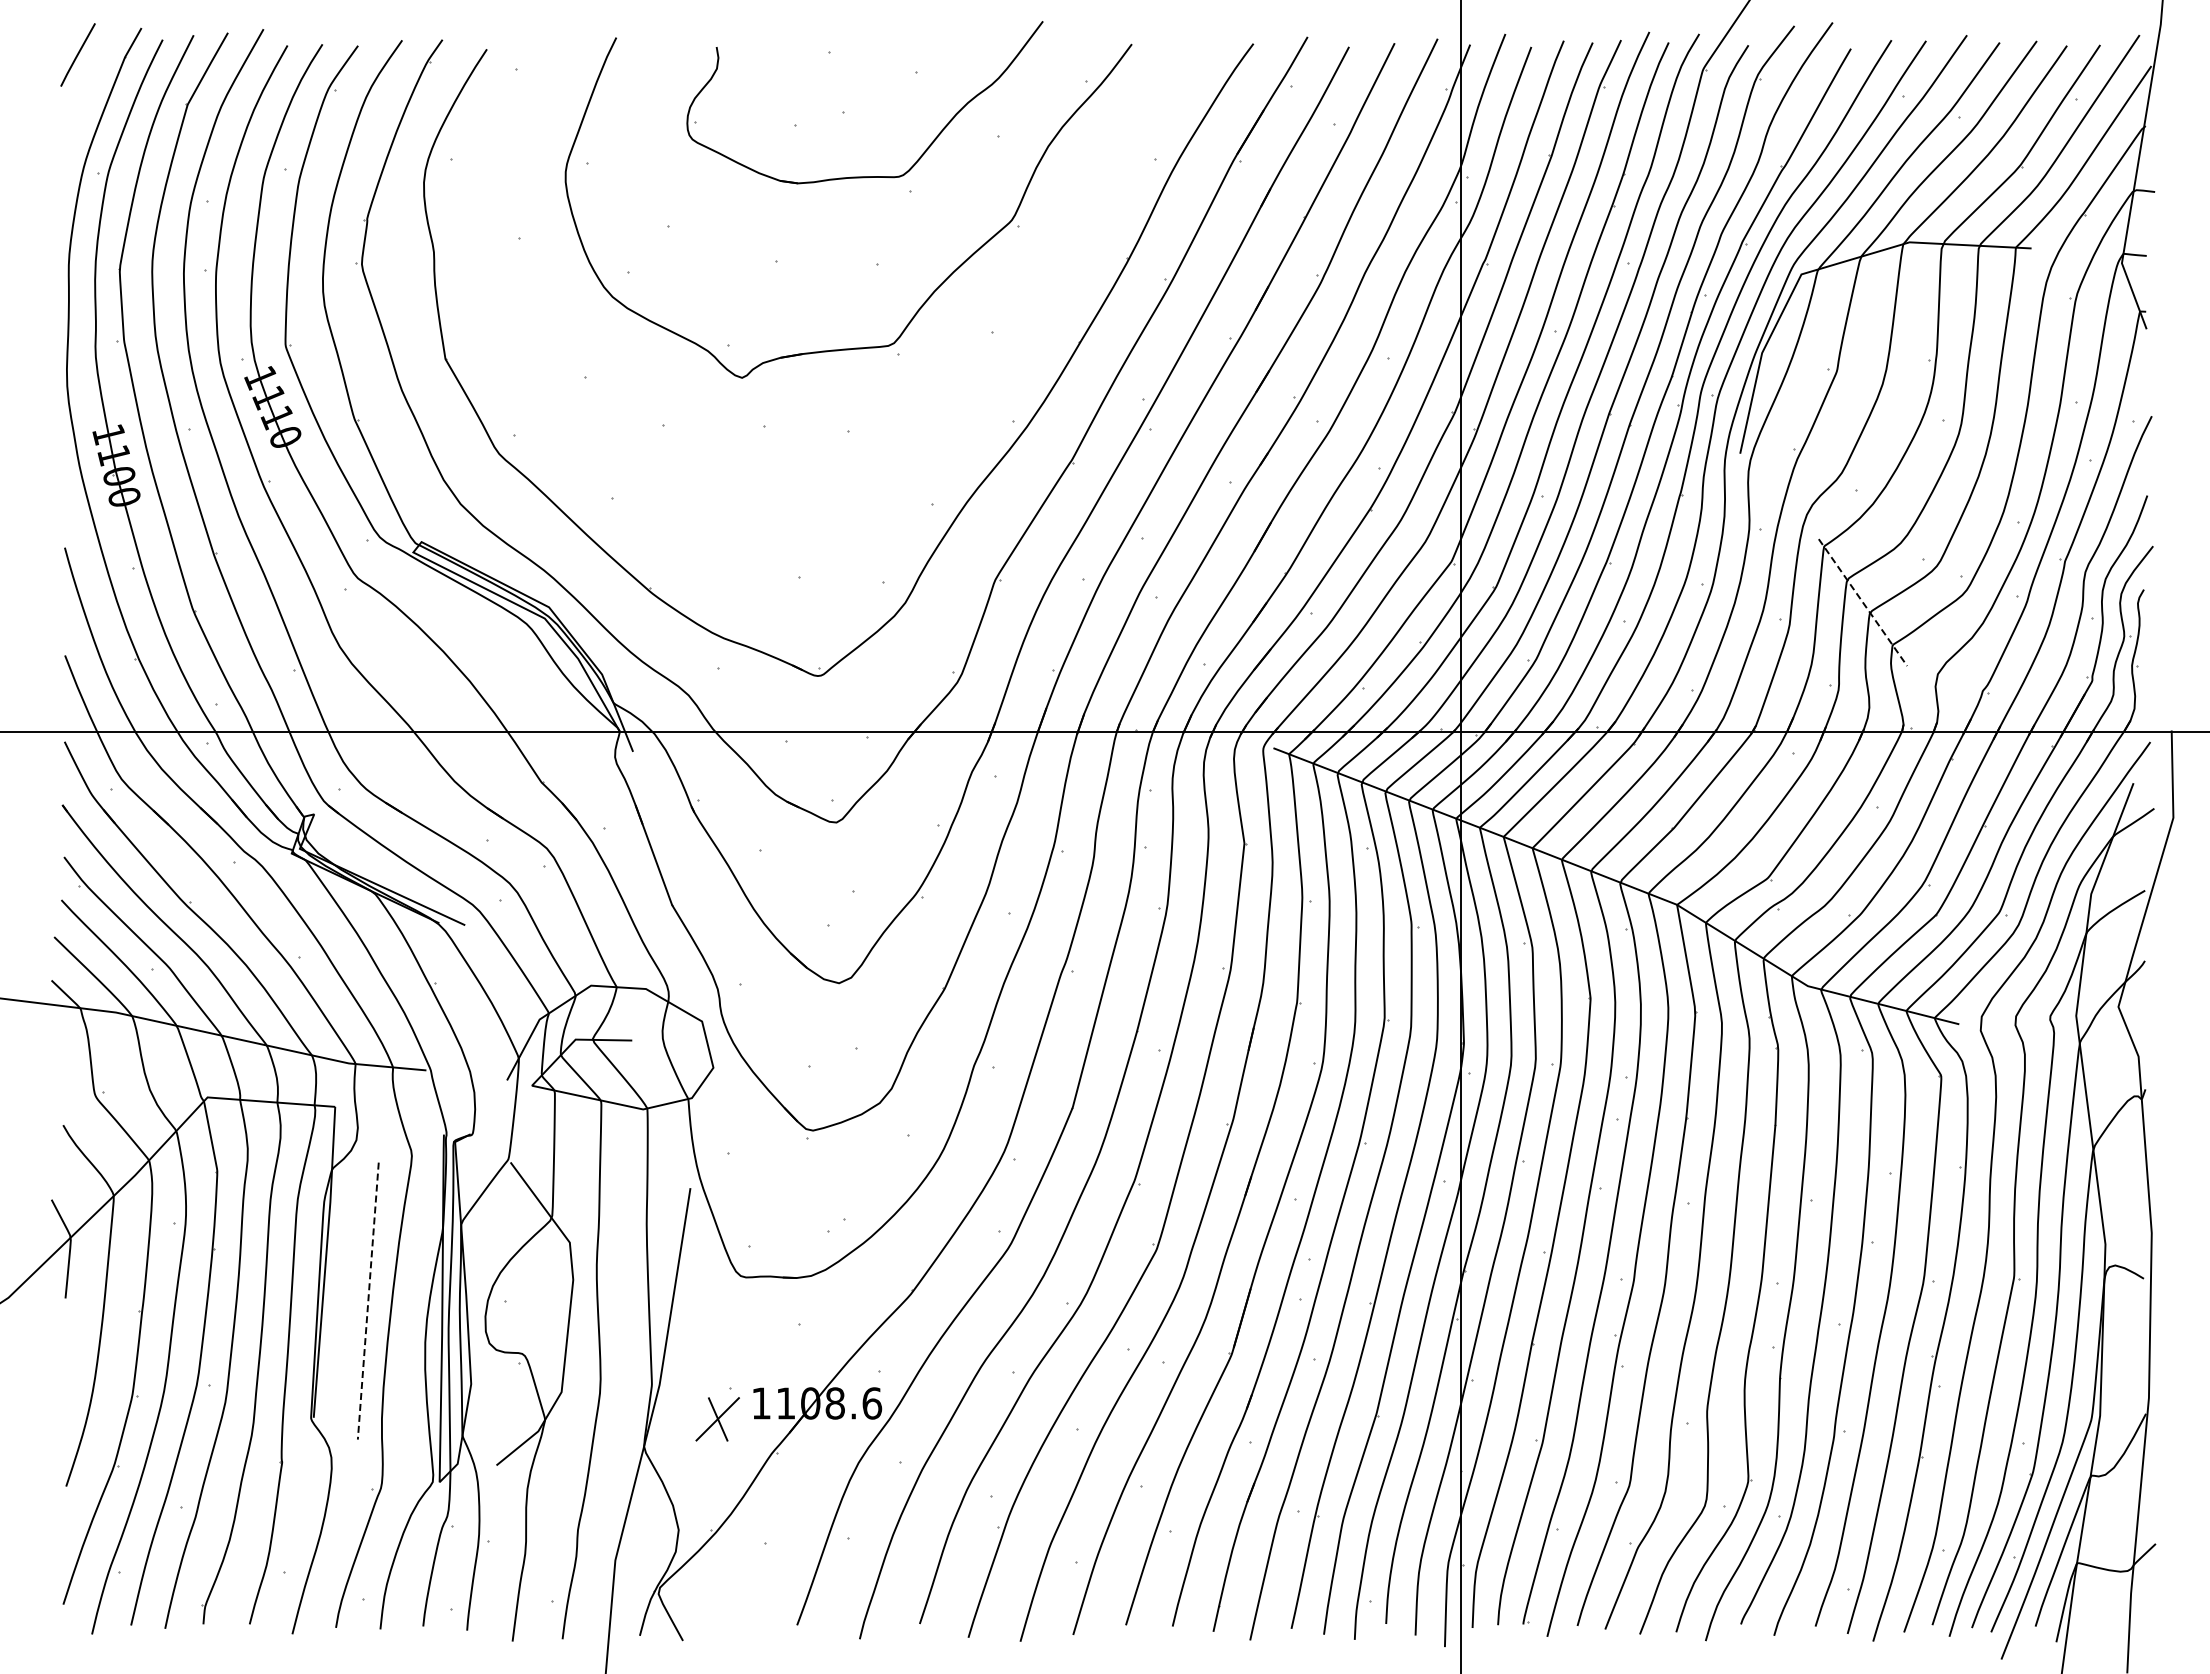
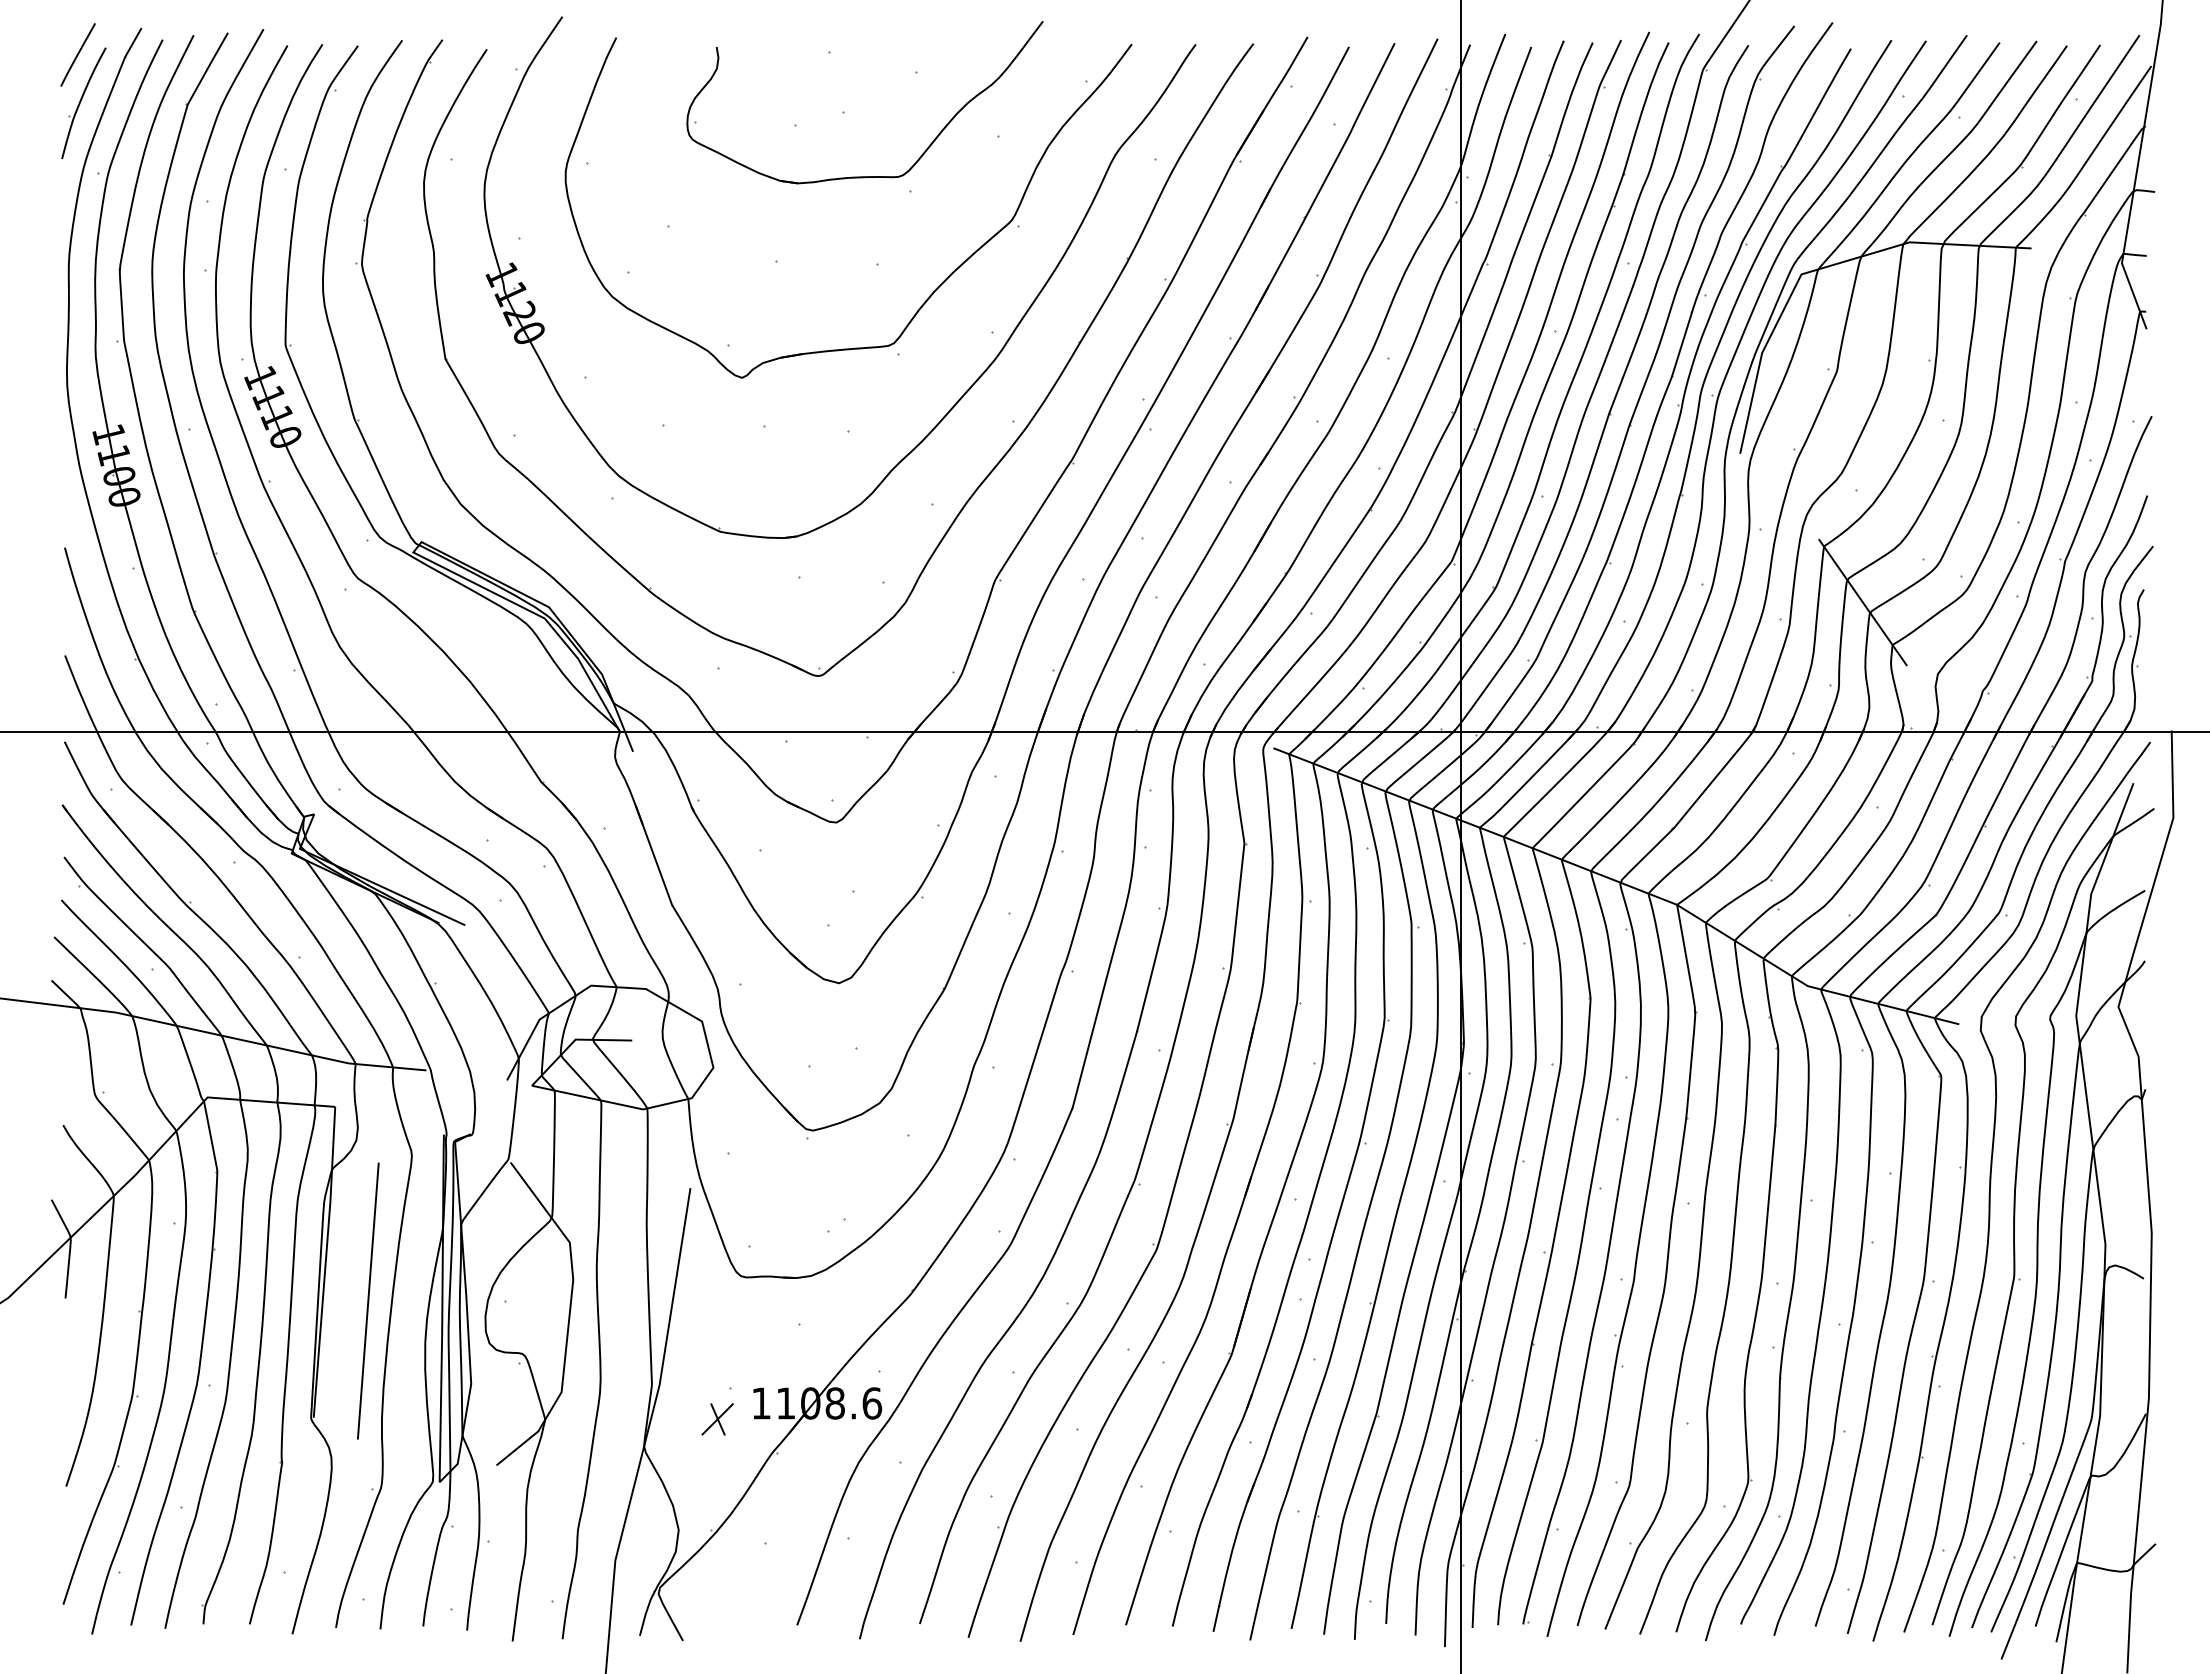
part: none -> present (83, 103)
part: none -> present (964, 392)
line: dashed -> solid (1863, 603)
line: dashed -> solid (368, 1301)
part size: 45x45 px -> 33x33 px (717, 1419)
